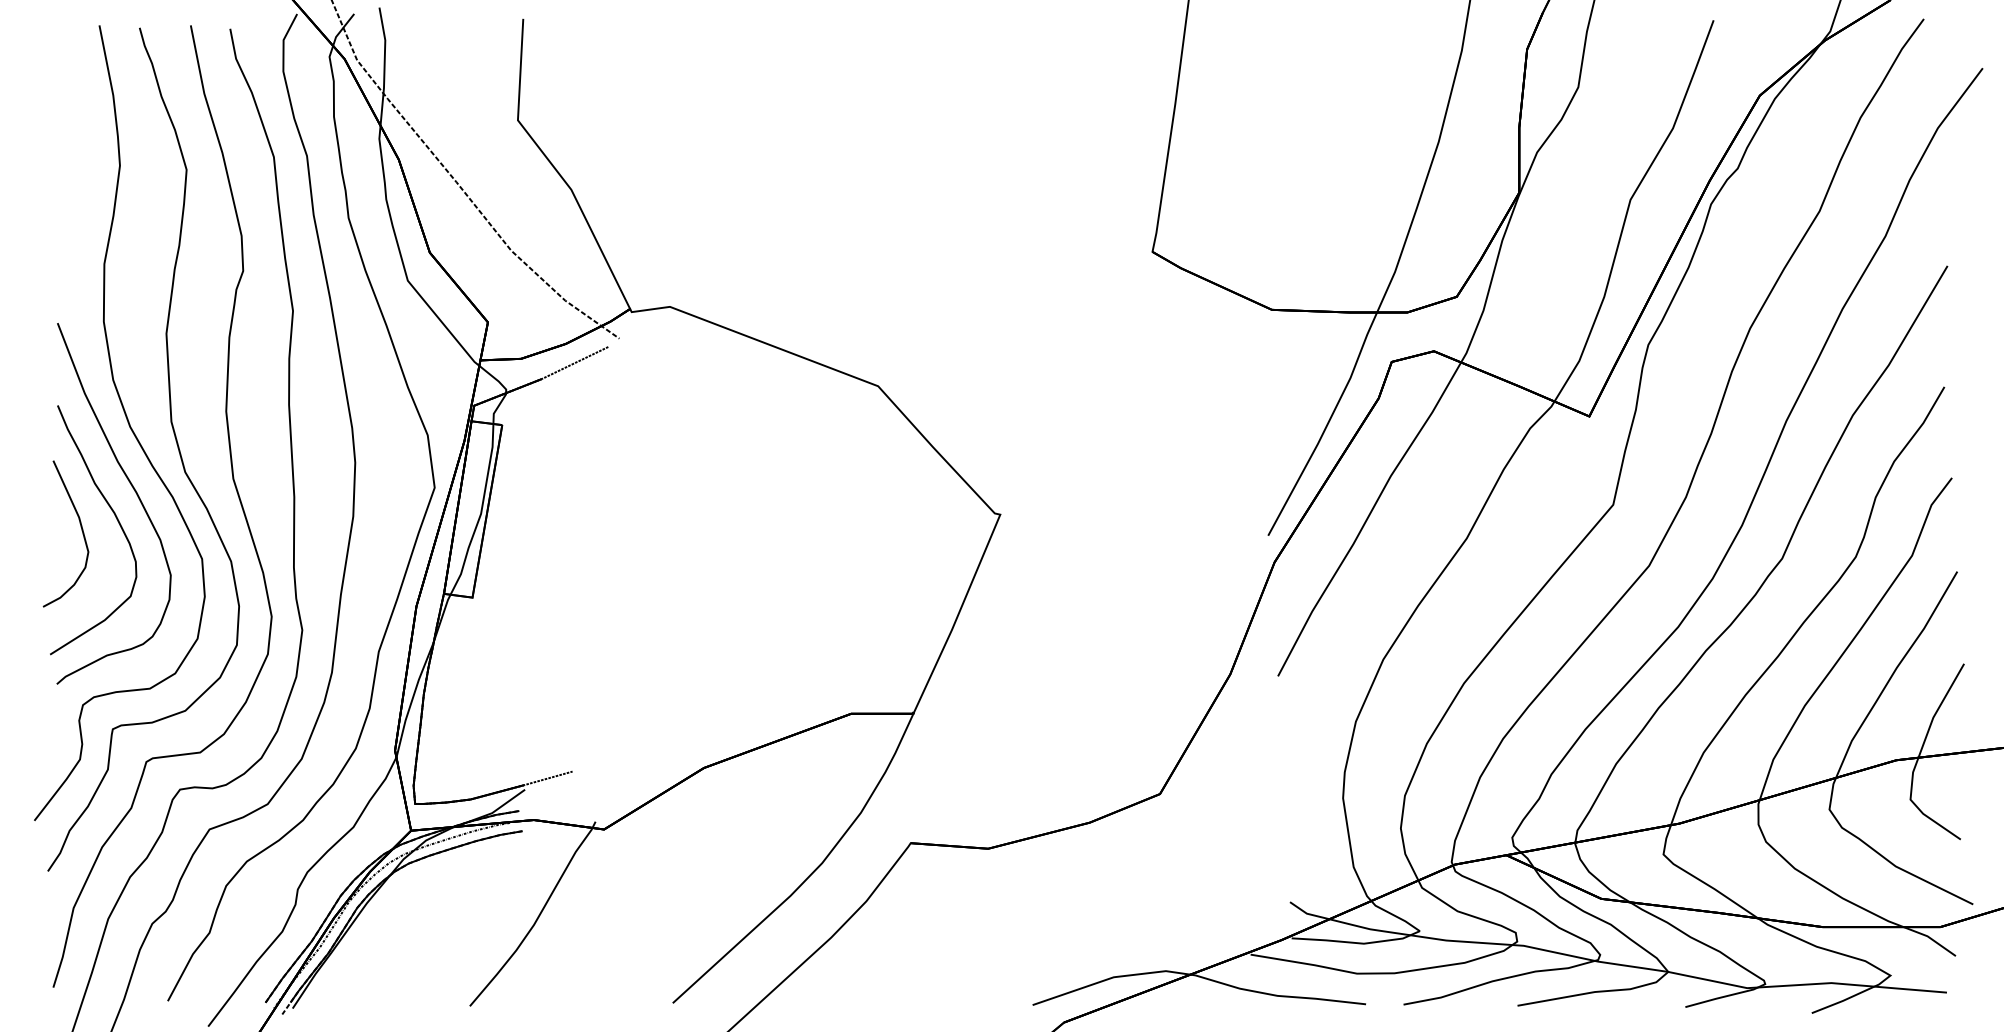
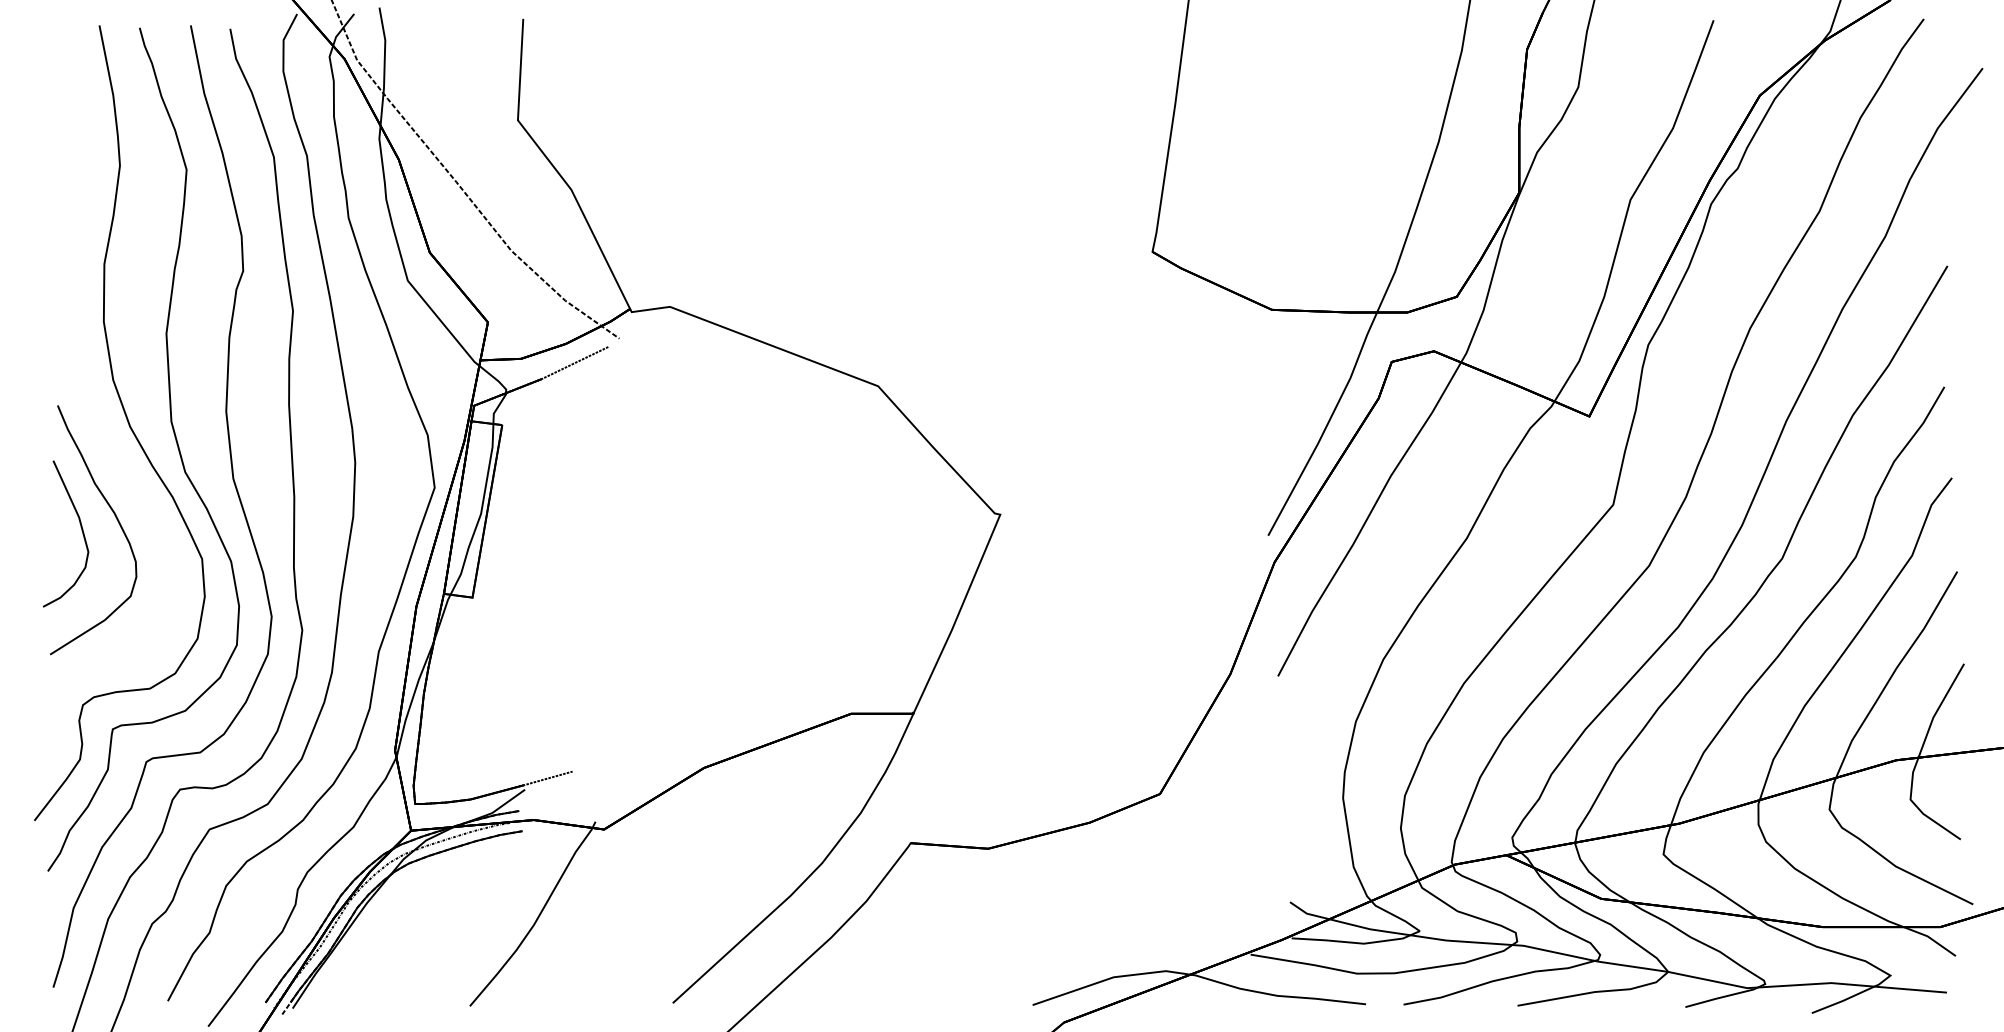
curve: present -> none (135, 493)
